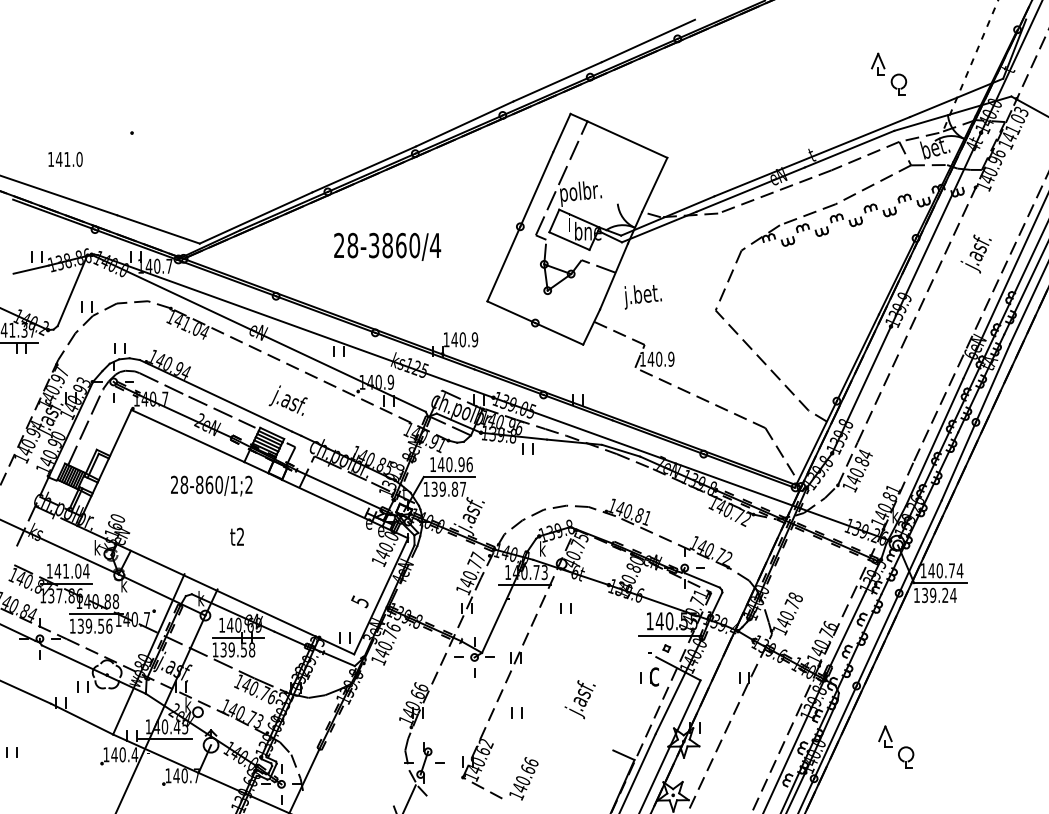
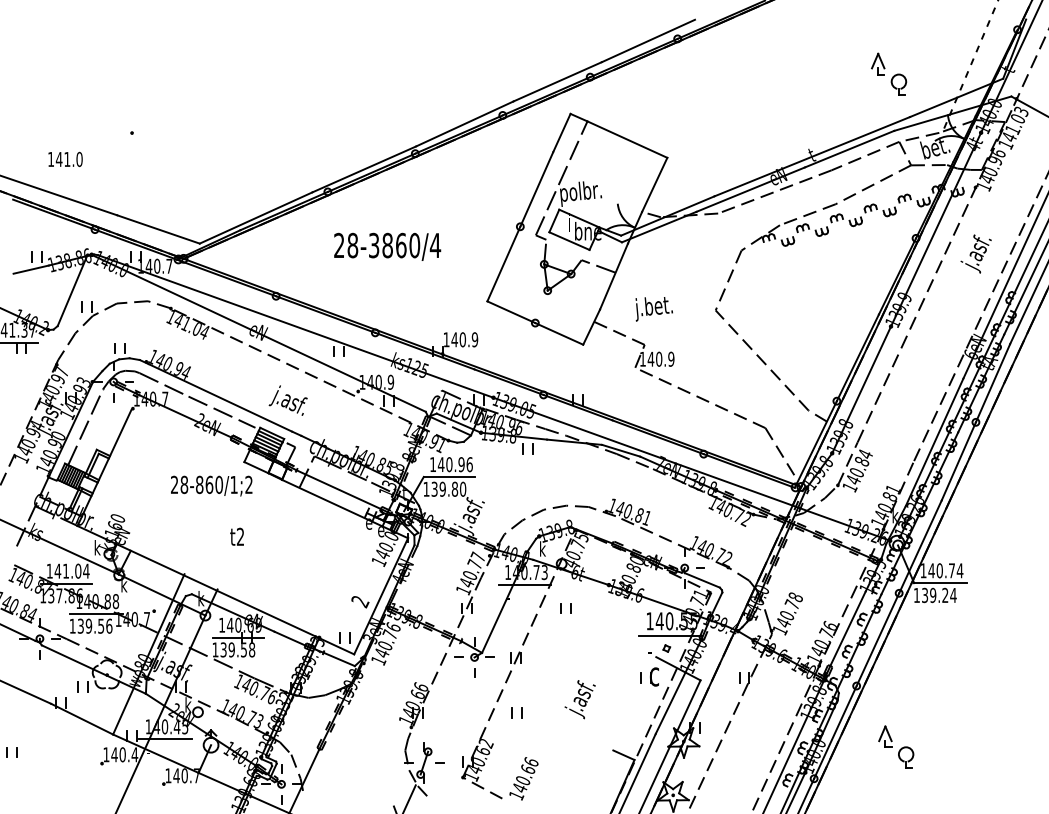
text position: (642, 297) -> (653, 309) (653, 309)
line: present -> none (187, 435)
text: 139.87 -> 139.80 (463, 488)
text: 5 -> 2 (360, 601)
